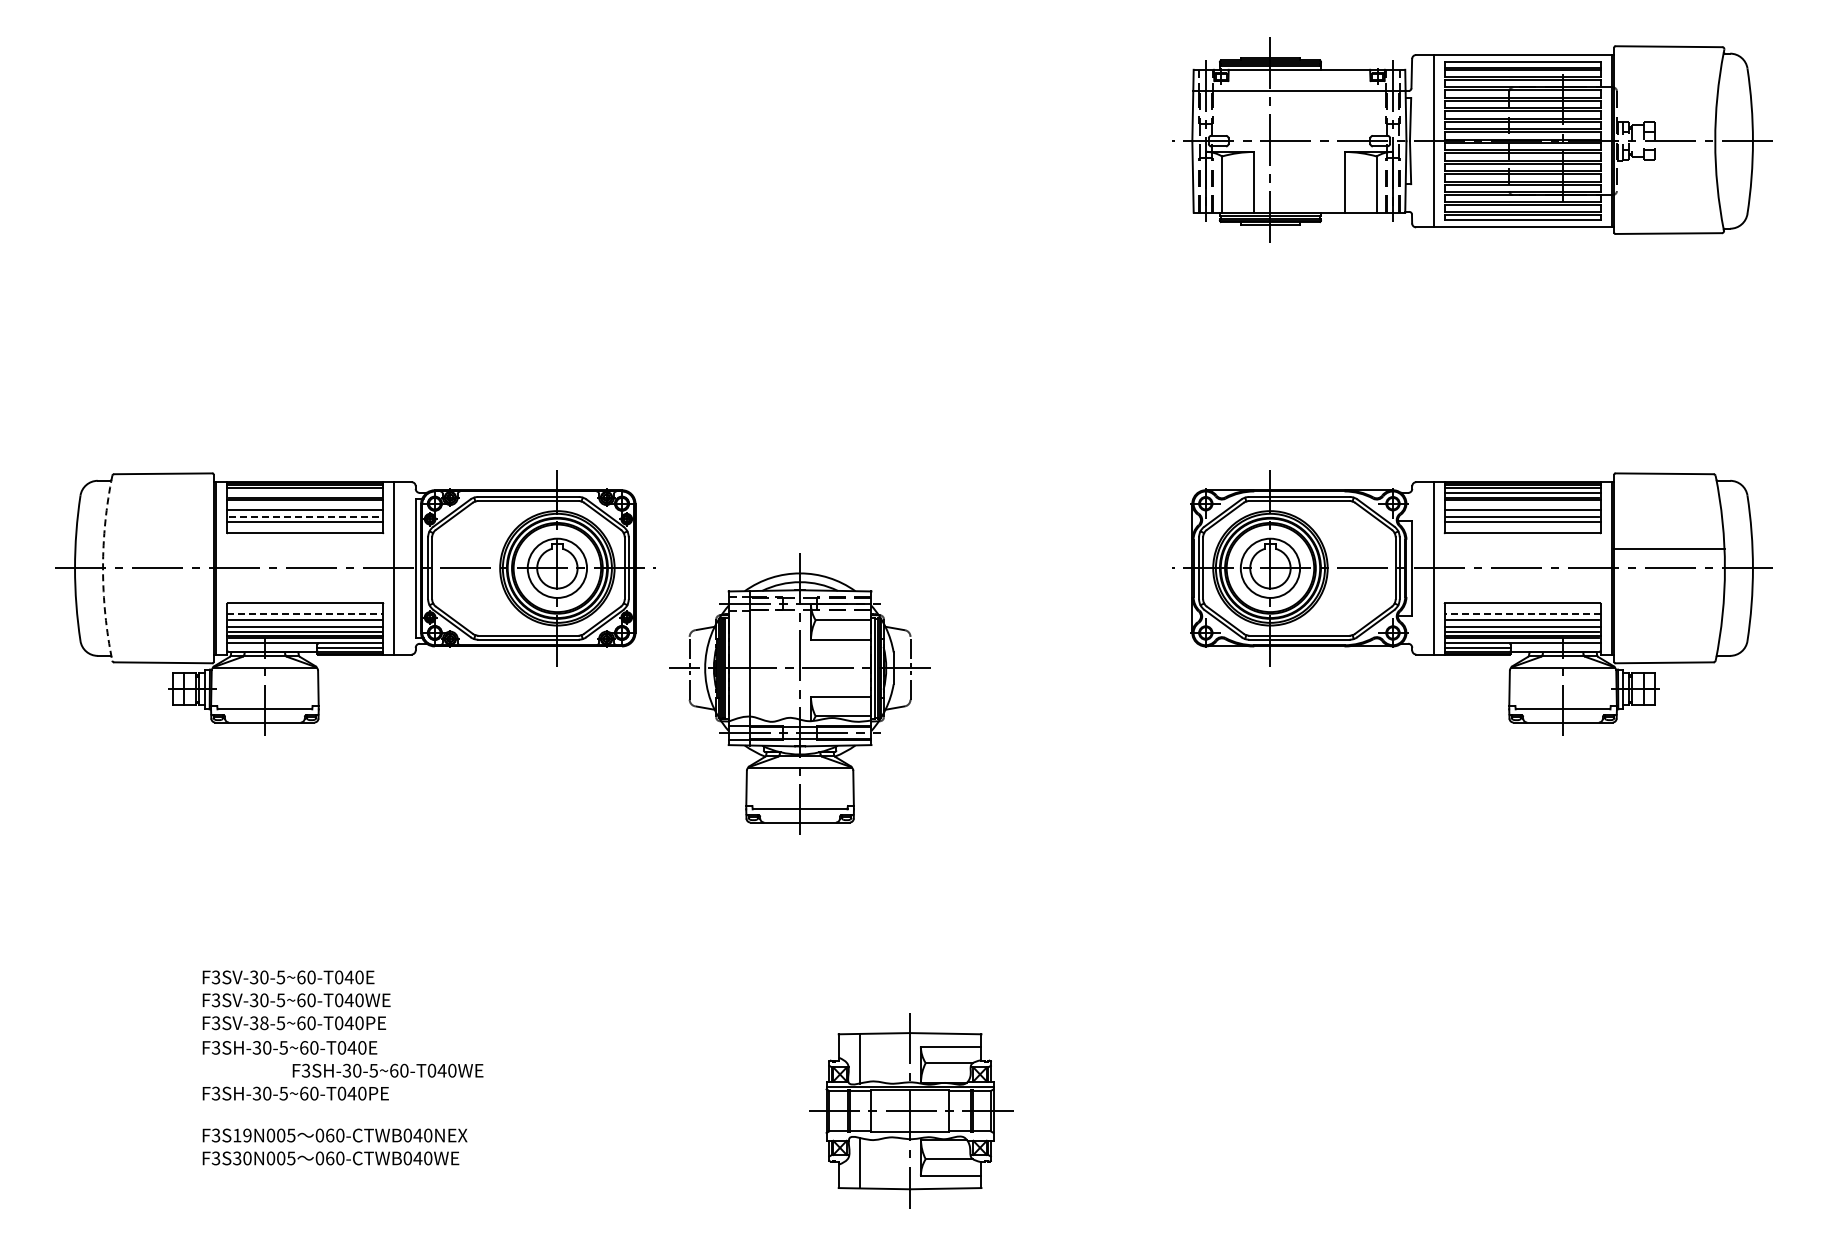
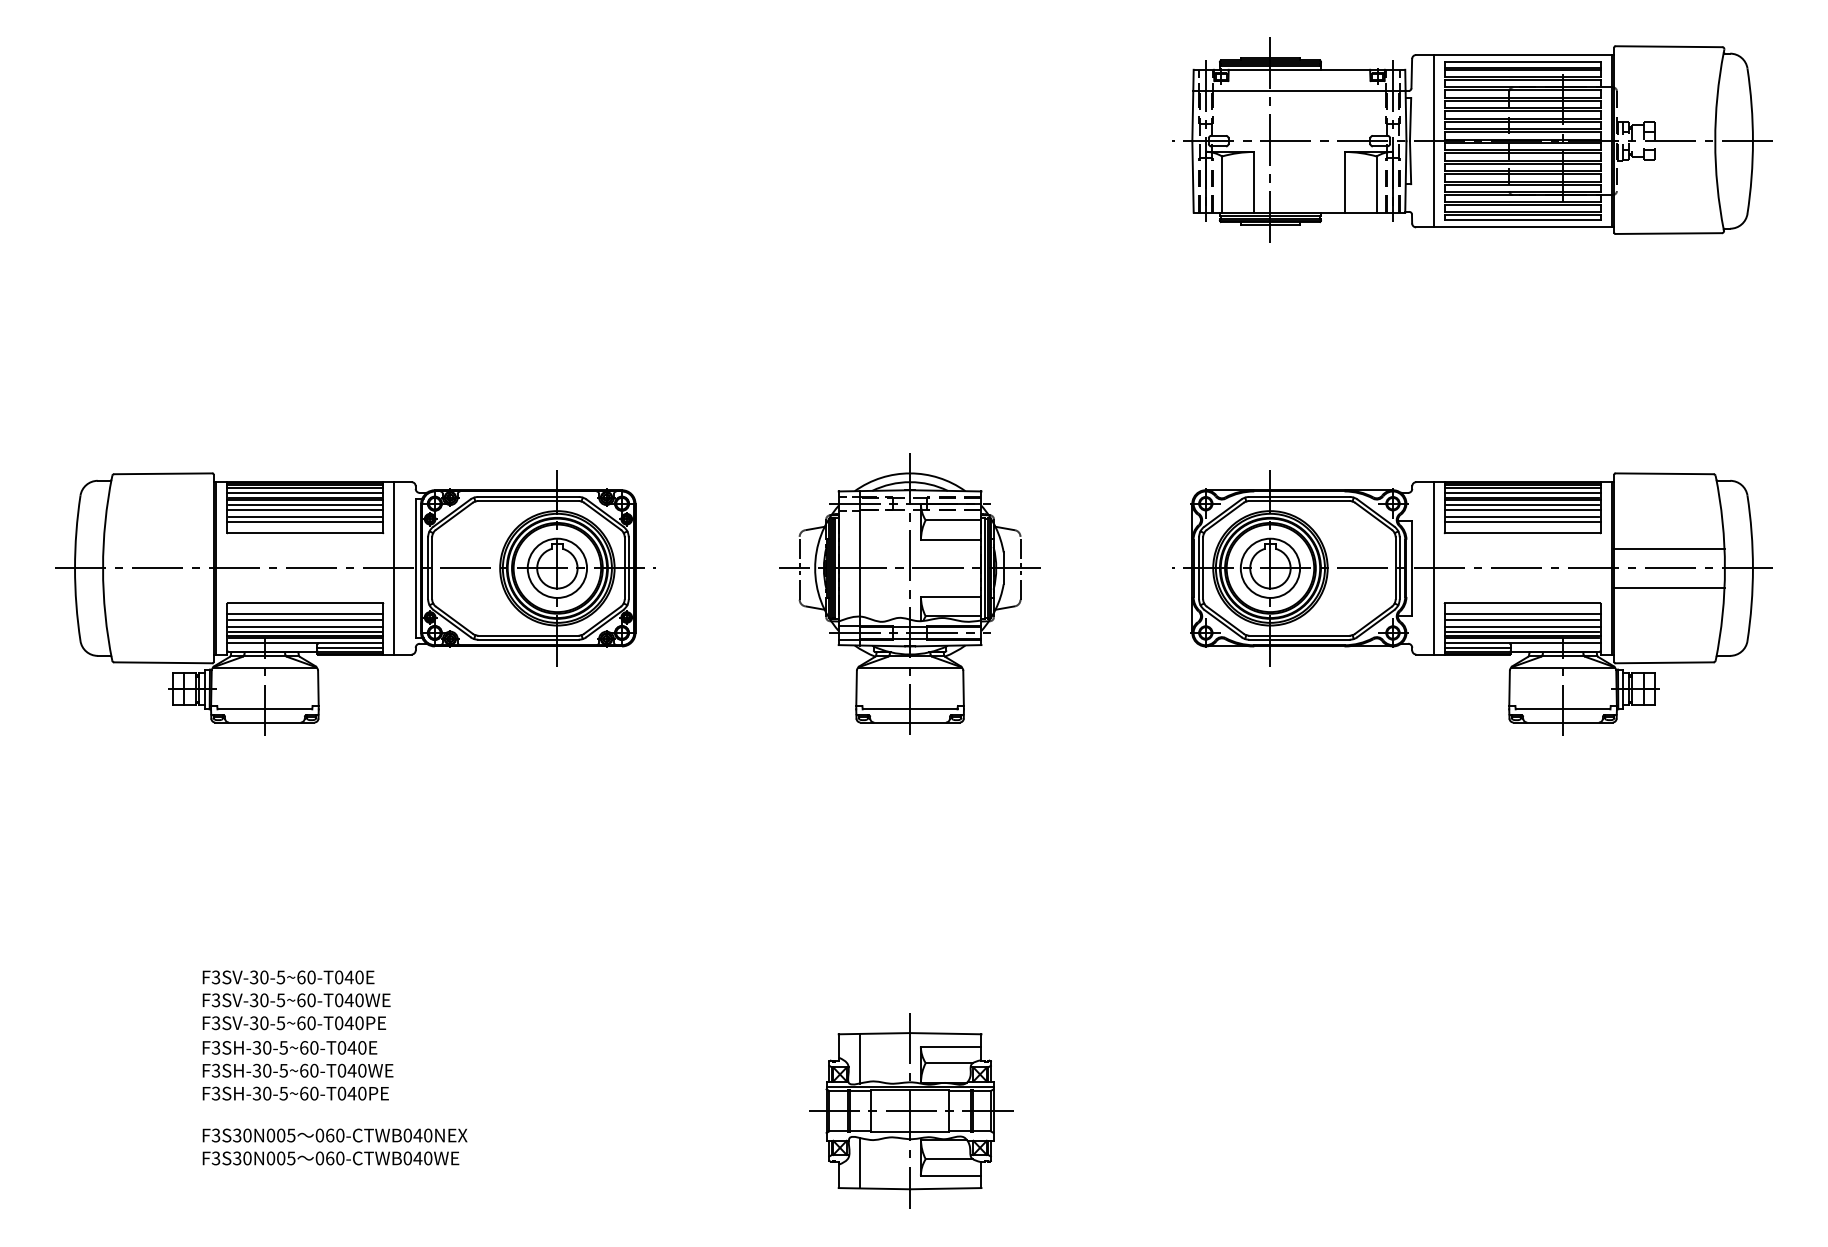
line: none -> present (305, 493)
line: none -> present (305, 505)
line: none -> present (1522, 505)
line: dashed -> solid (305, 516)
arc: dashed -> solid (103, 568)
line: none -> present (1669, 587)
line: dashed -> solid (305, 614)
line: dashed -> solid (1522, 614)
part position: (799, 693) -> (909, 593) (909, 593)
text: F3SV-38-5~60-T040PE -> F3SV-30-5~60-T040PE (264, 1022)
text position: (387, 1070) -> (297, 1070) (297, 1070)
text: F3S19N005 -> F3S30N005 (242, 1135)
